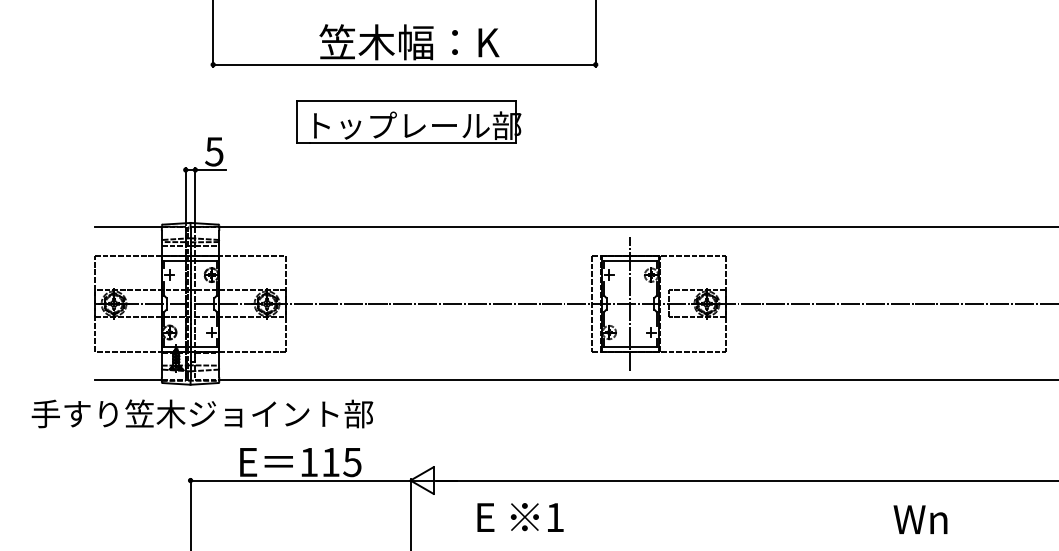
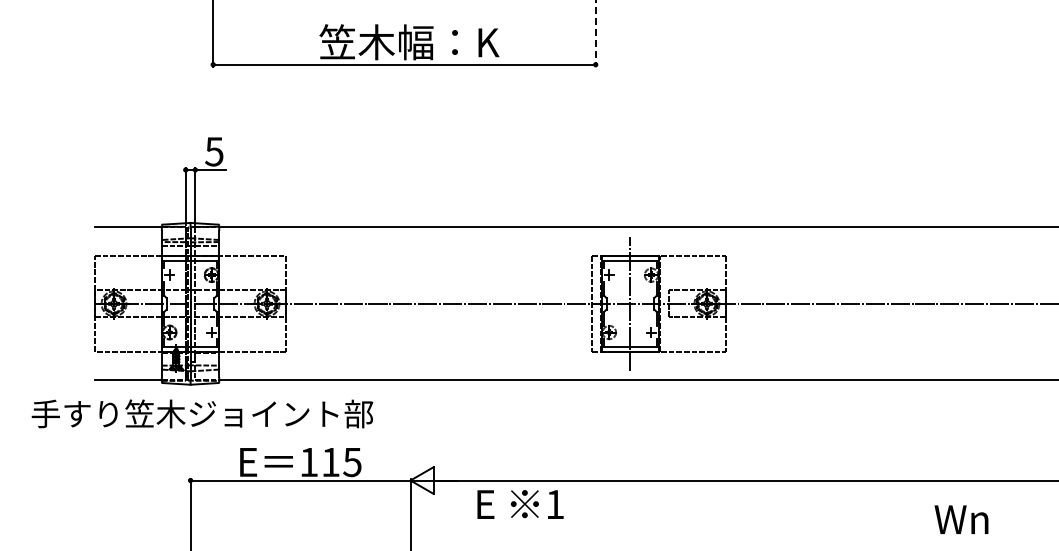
line: solid -> dashed (595, 33)
part: present -> none (408, 121)
text position: (520, 517) -> (520, 504) (520, 504)
text position: (920, 519) -> (961, 519) (961, 519)
